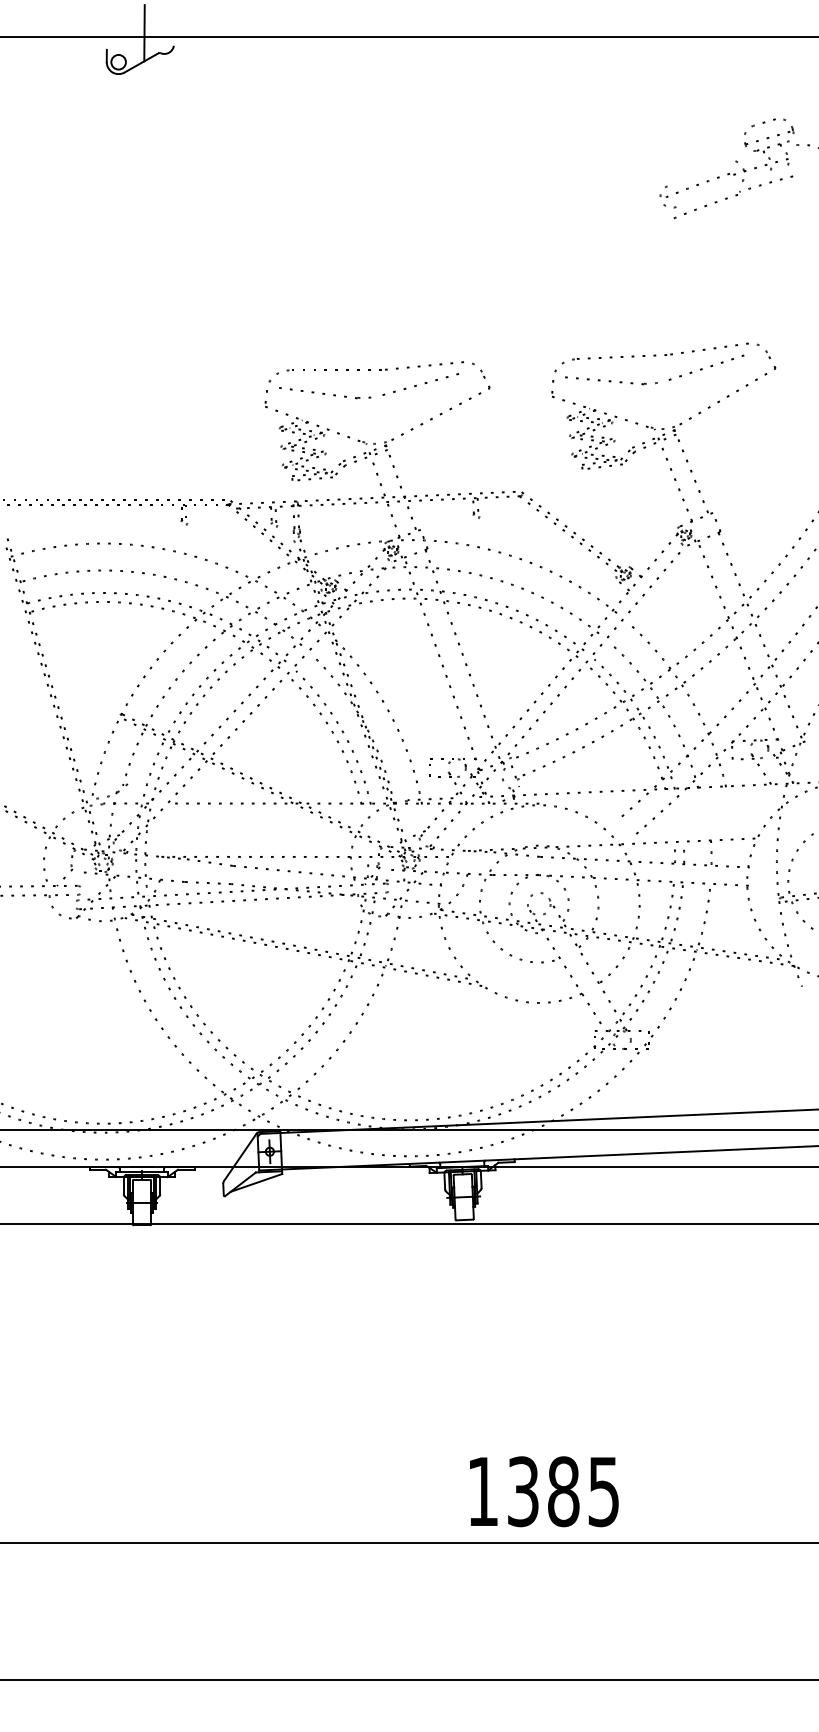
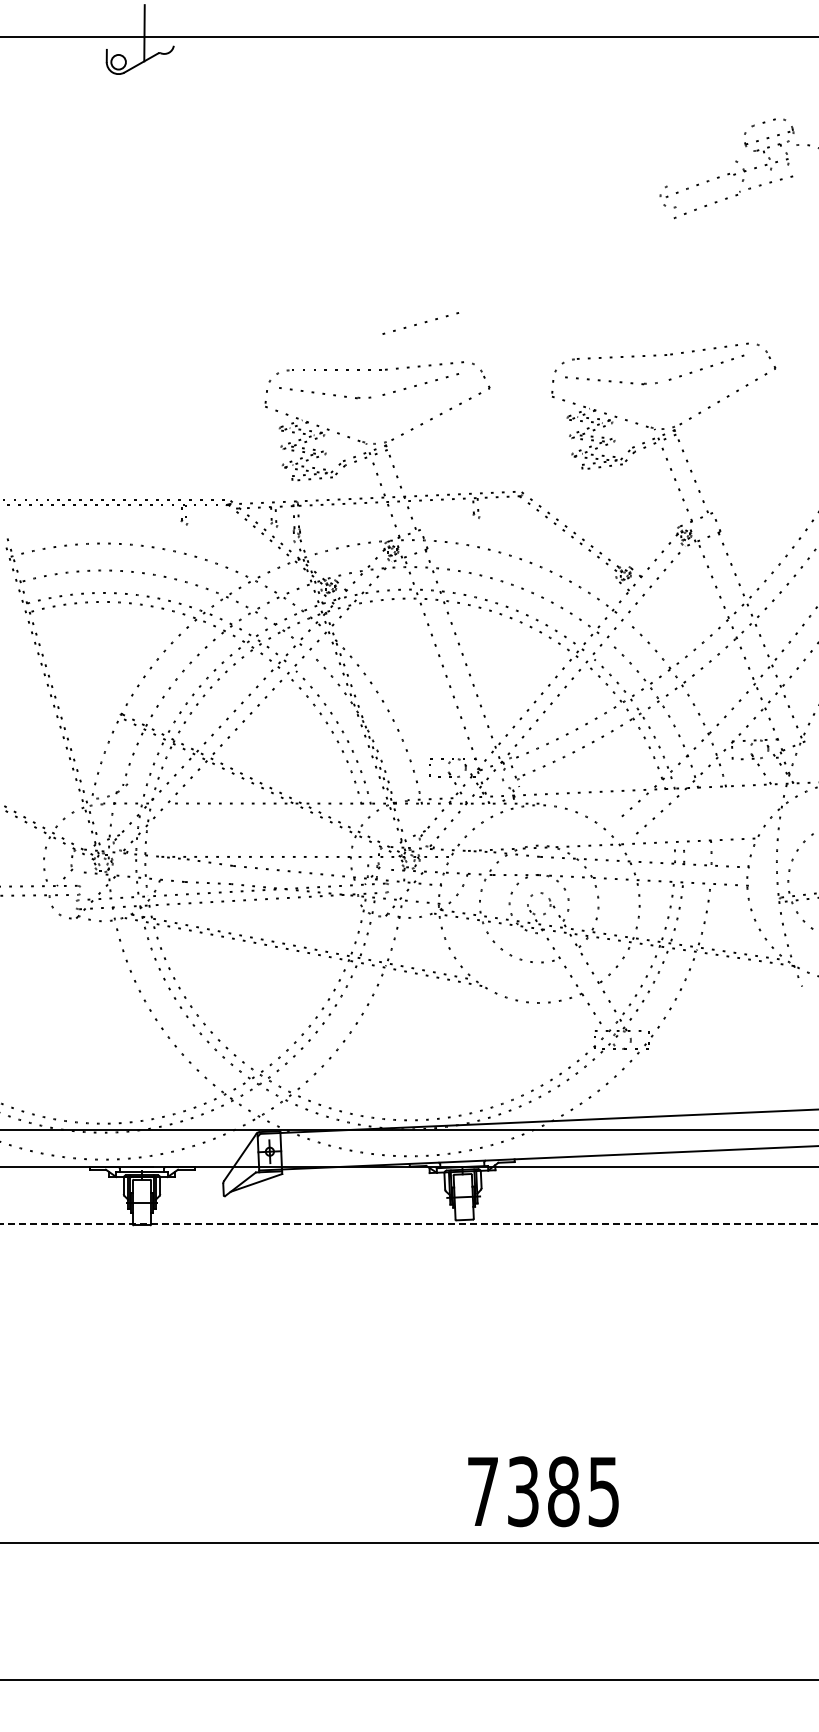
line: none -> present (416, 323)
line: solid -> dashed (409, 1223)
text: 1385 -> 7385 (482, 1491)
